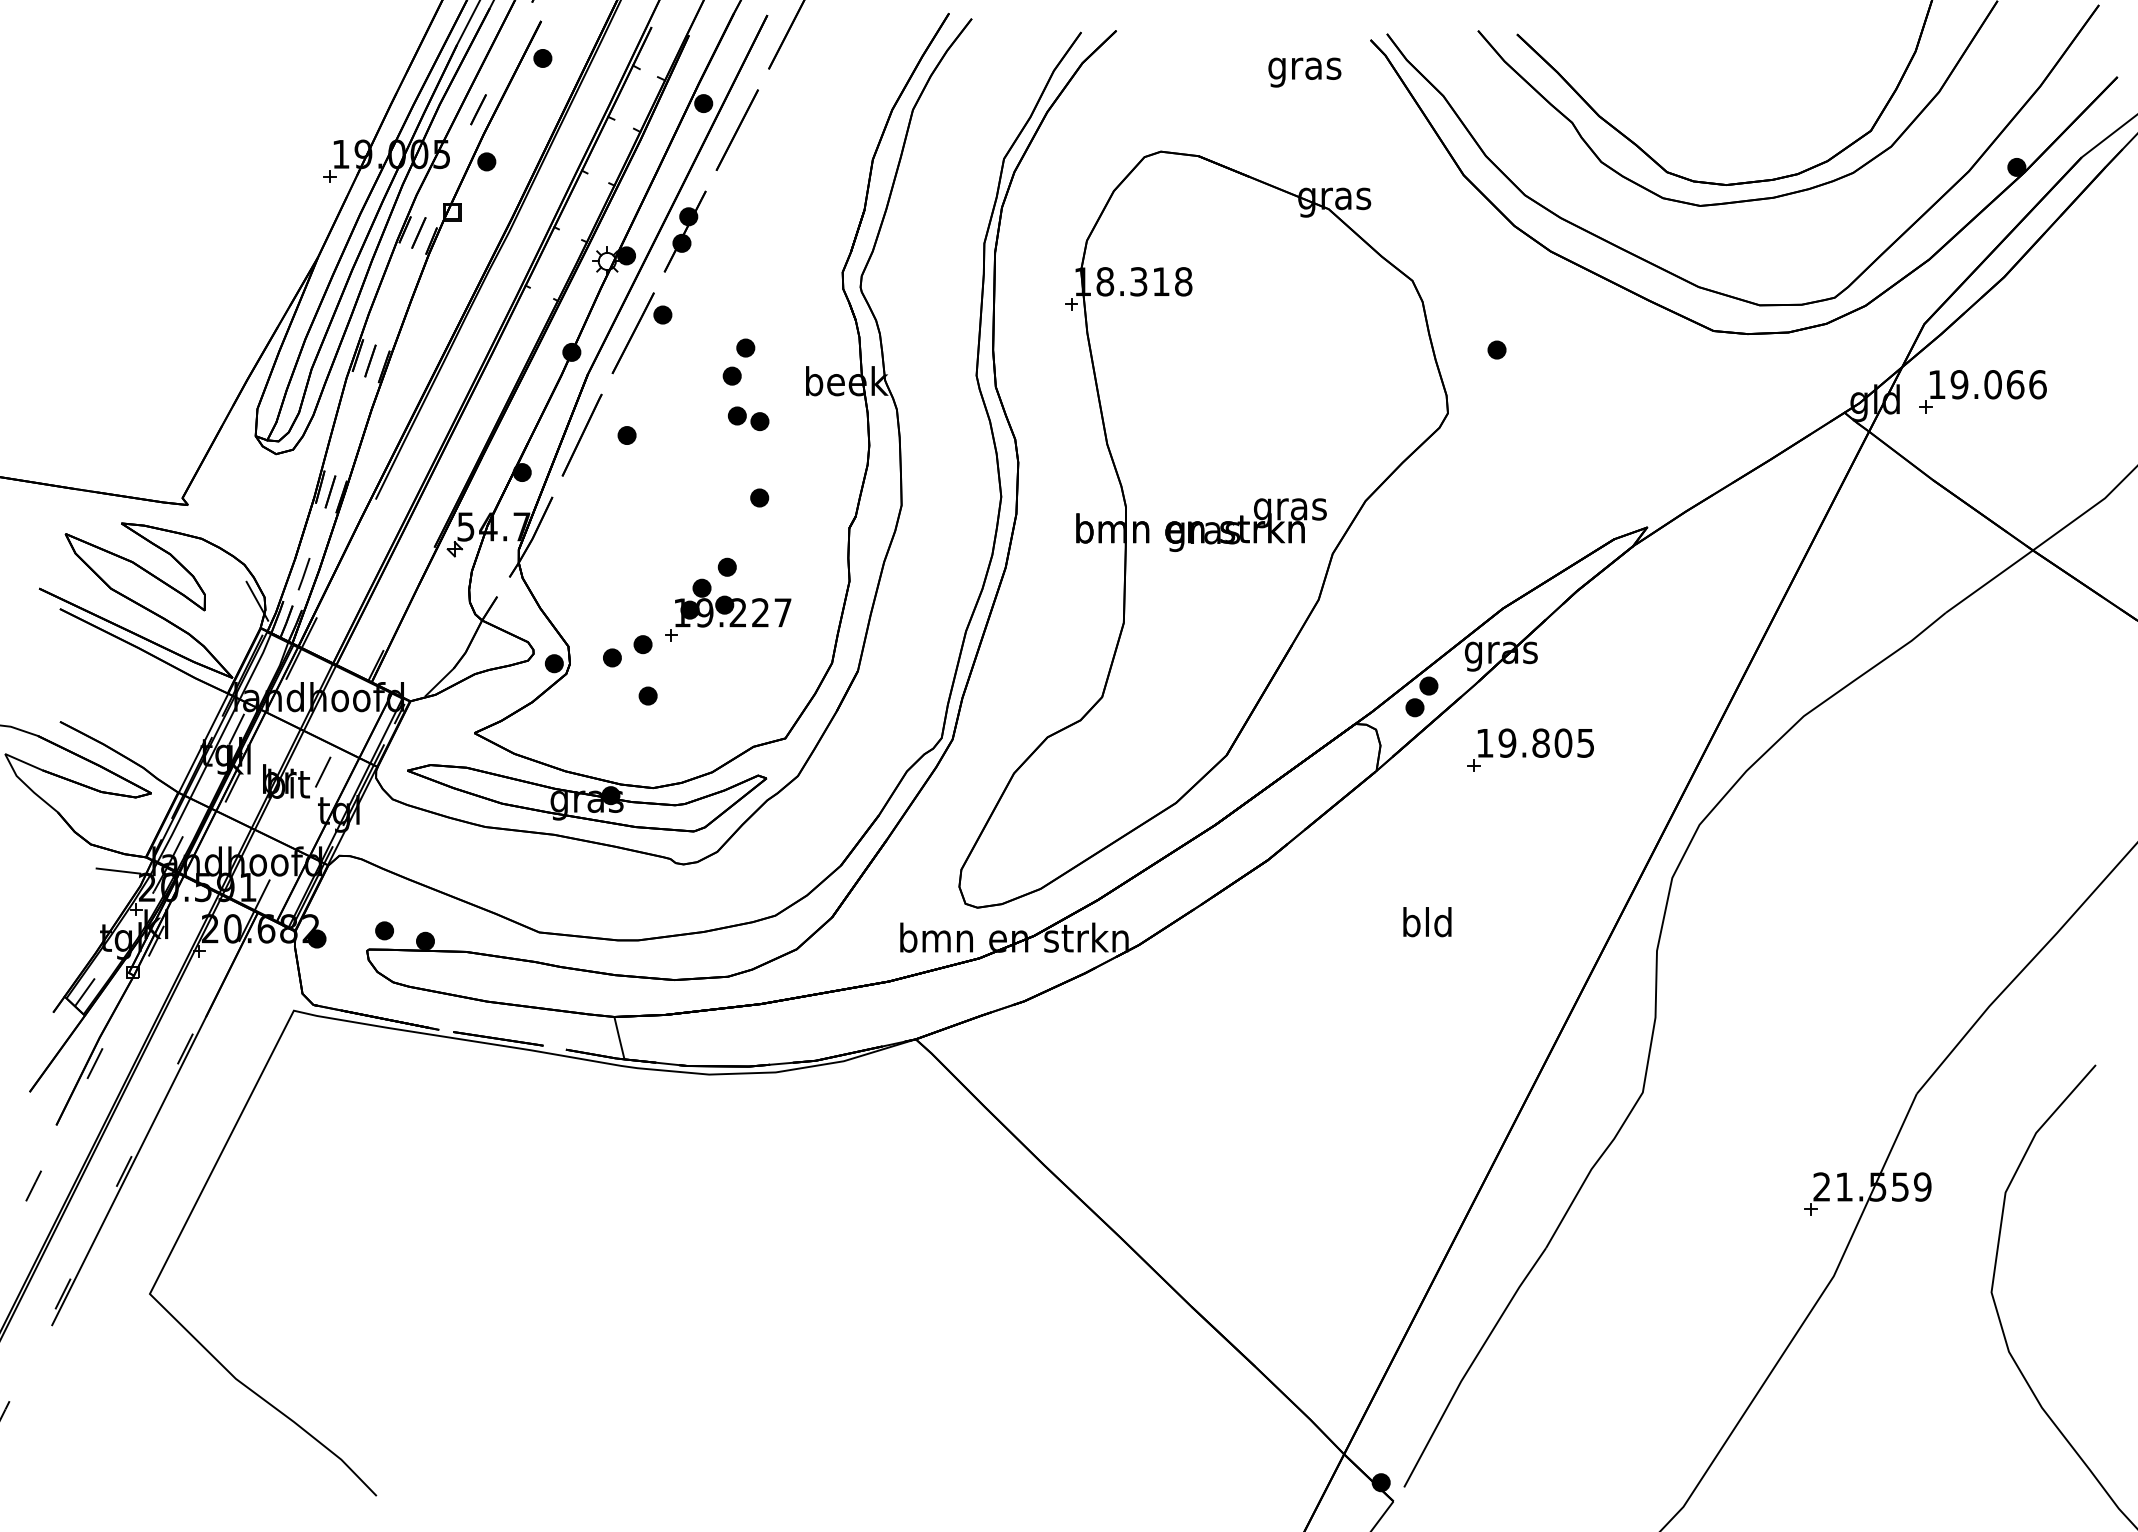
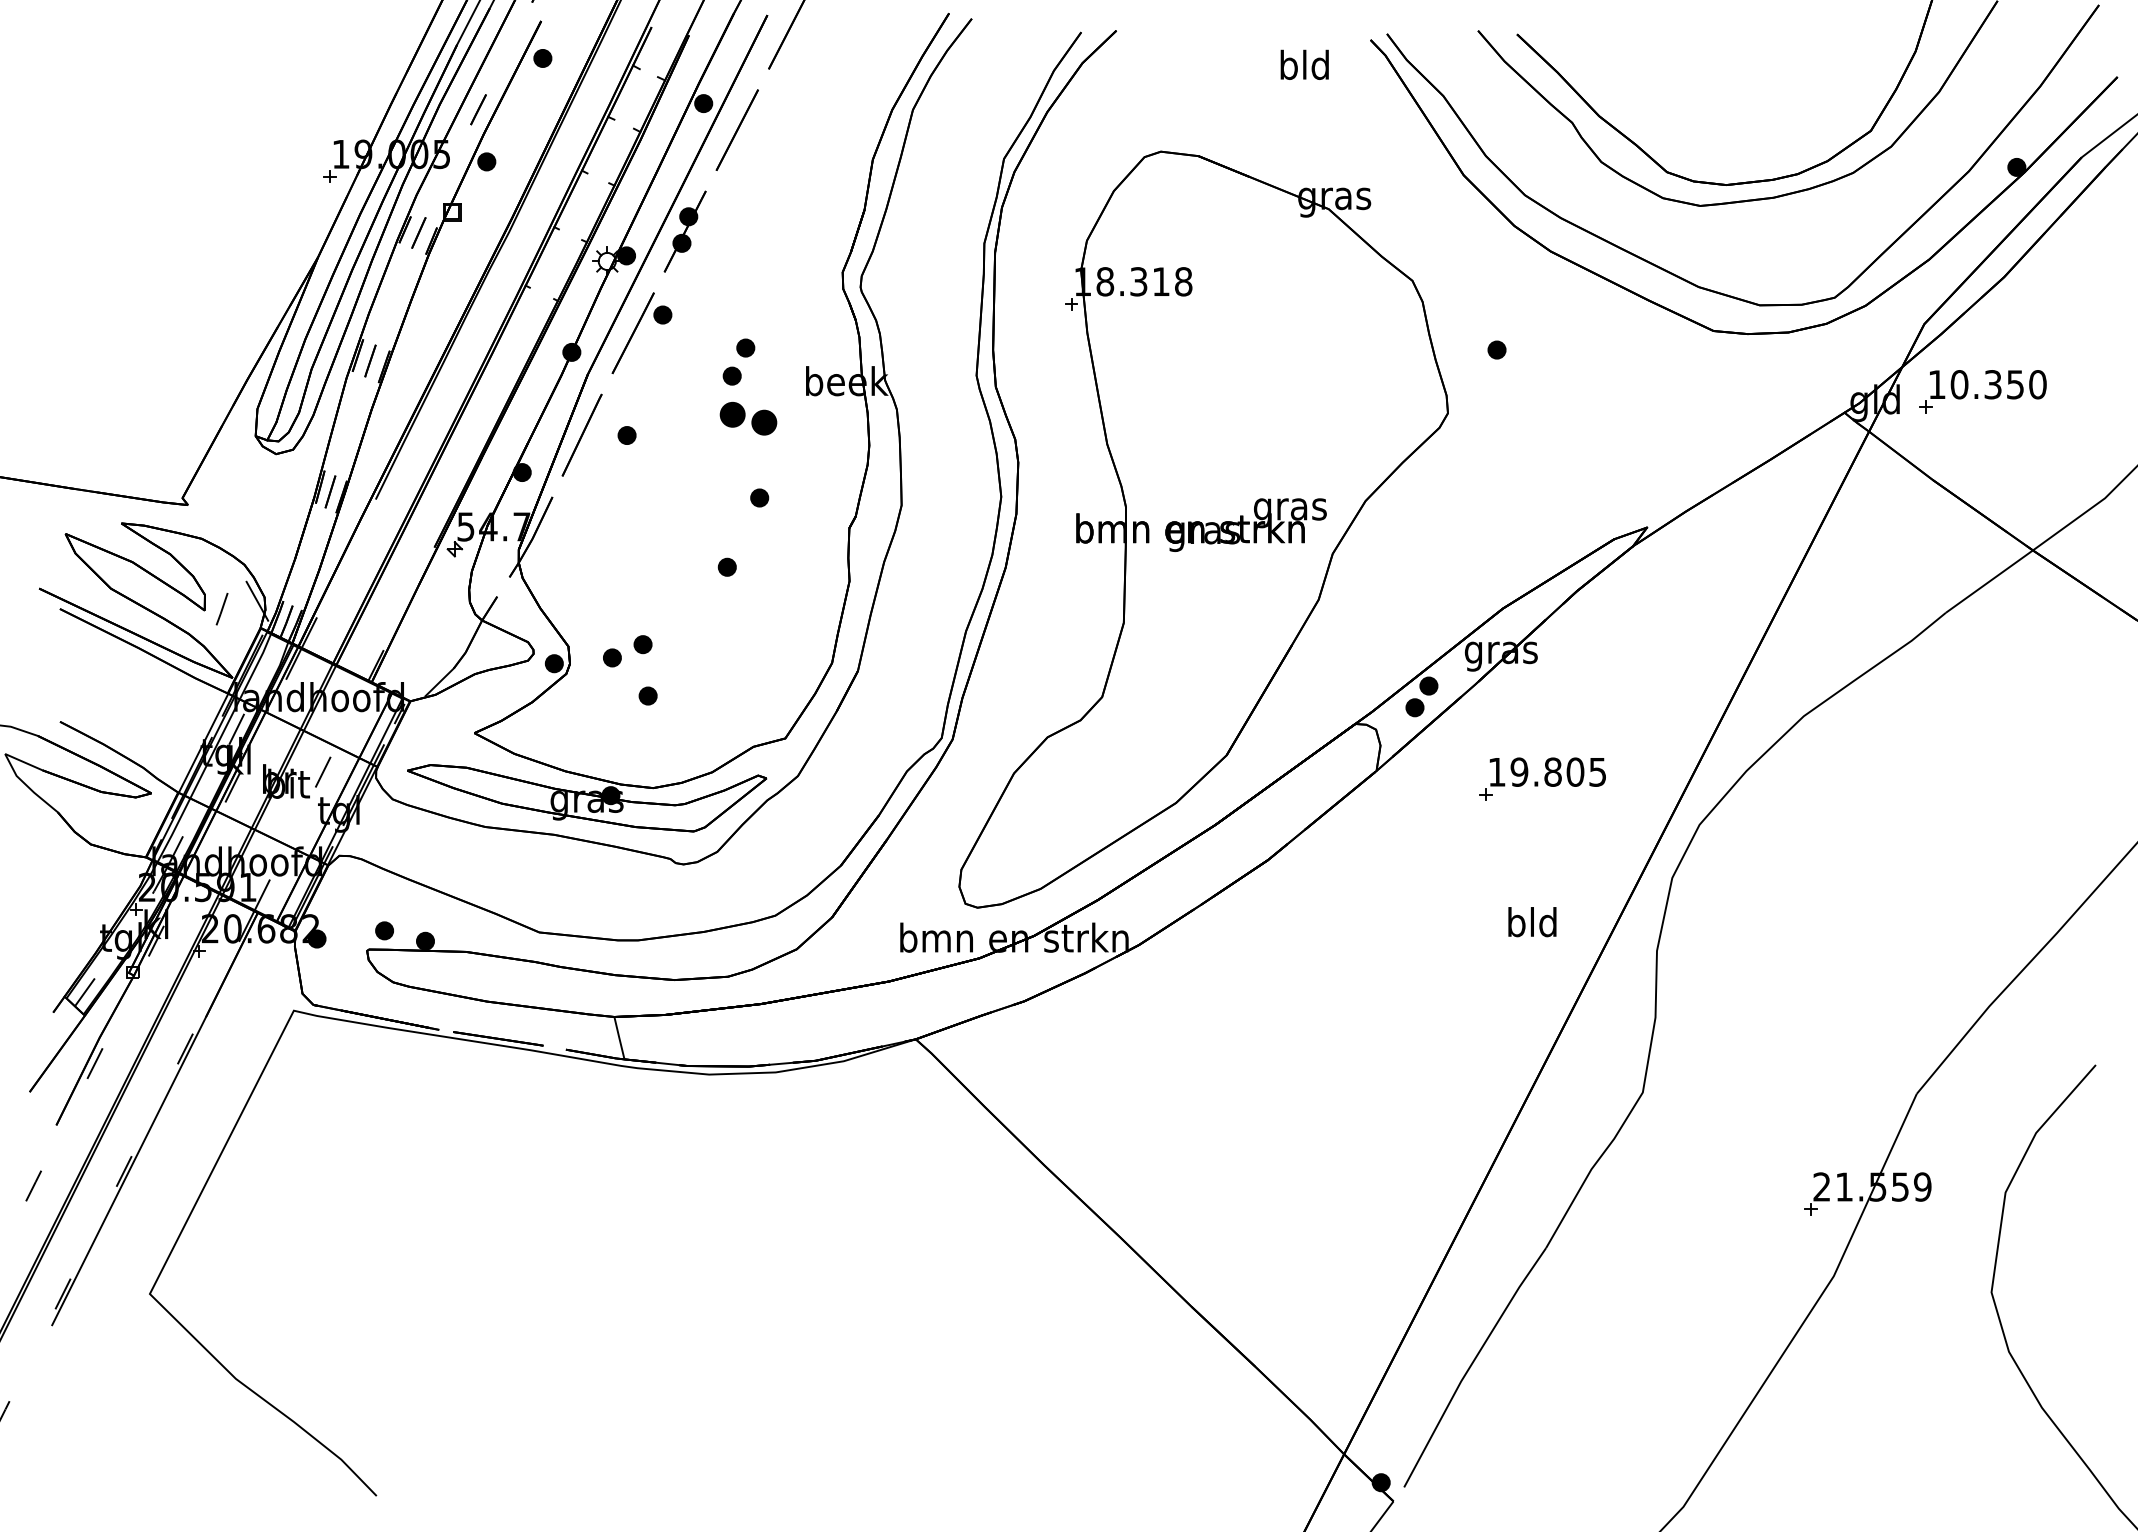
text: gras -> bld (1304, 68)
text: 19.066 -> 10.350 (1998, 384)
part size: 42x26 px -> 59x35 px (748, 418)
line position: (303, 574) -> (221, 609) (221, 609)
part: present -> none (728, 609)
part position: (1530, 749) -> (1542, 778) (1542, 778)
line: present -> none (118, 870)
text position: (1427, 922) -> (1532, 922) (1532, 922)
